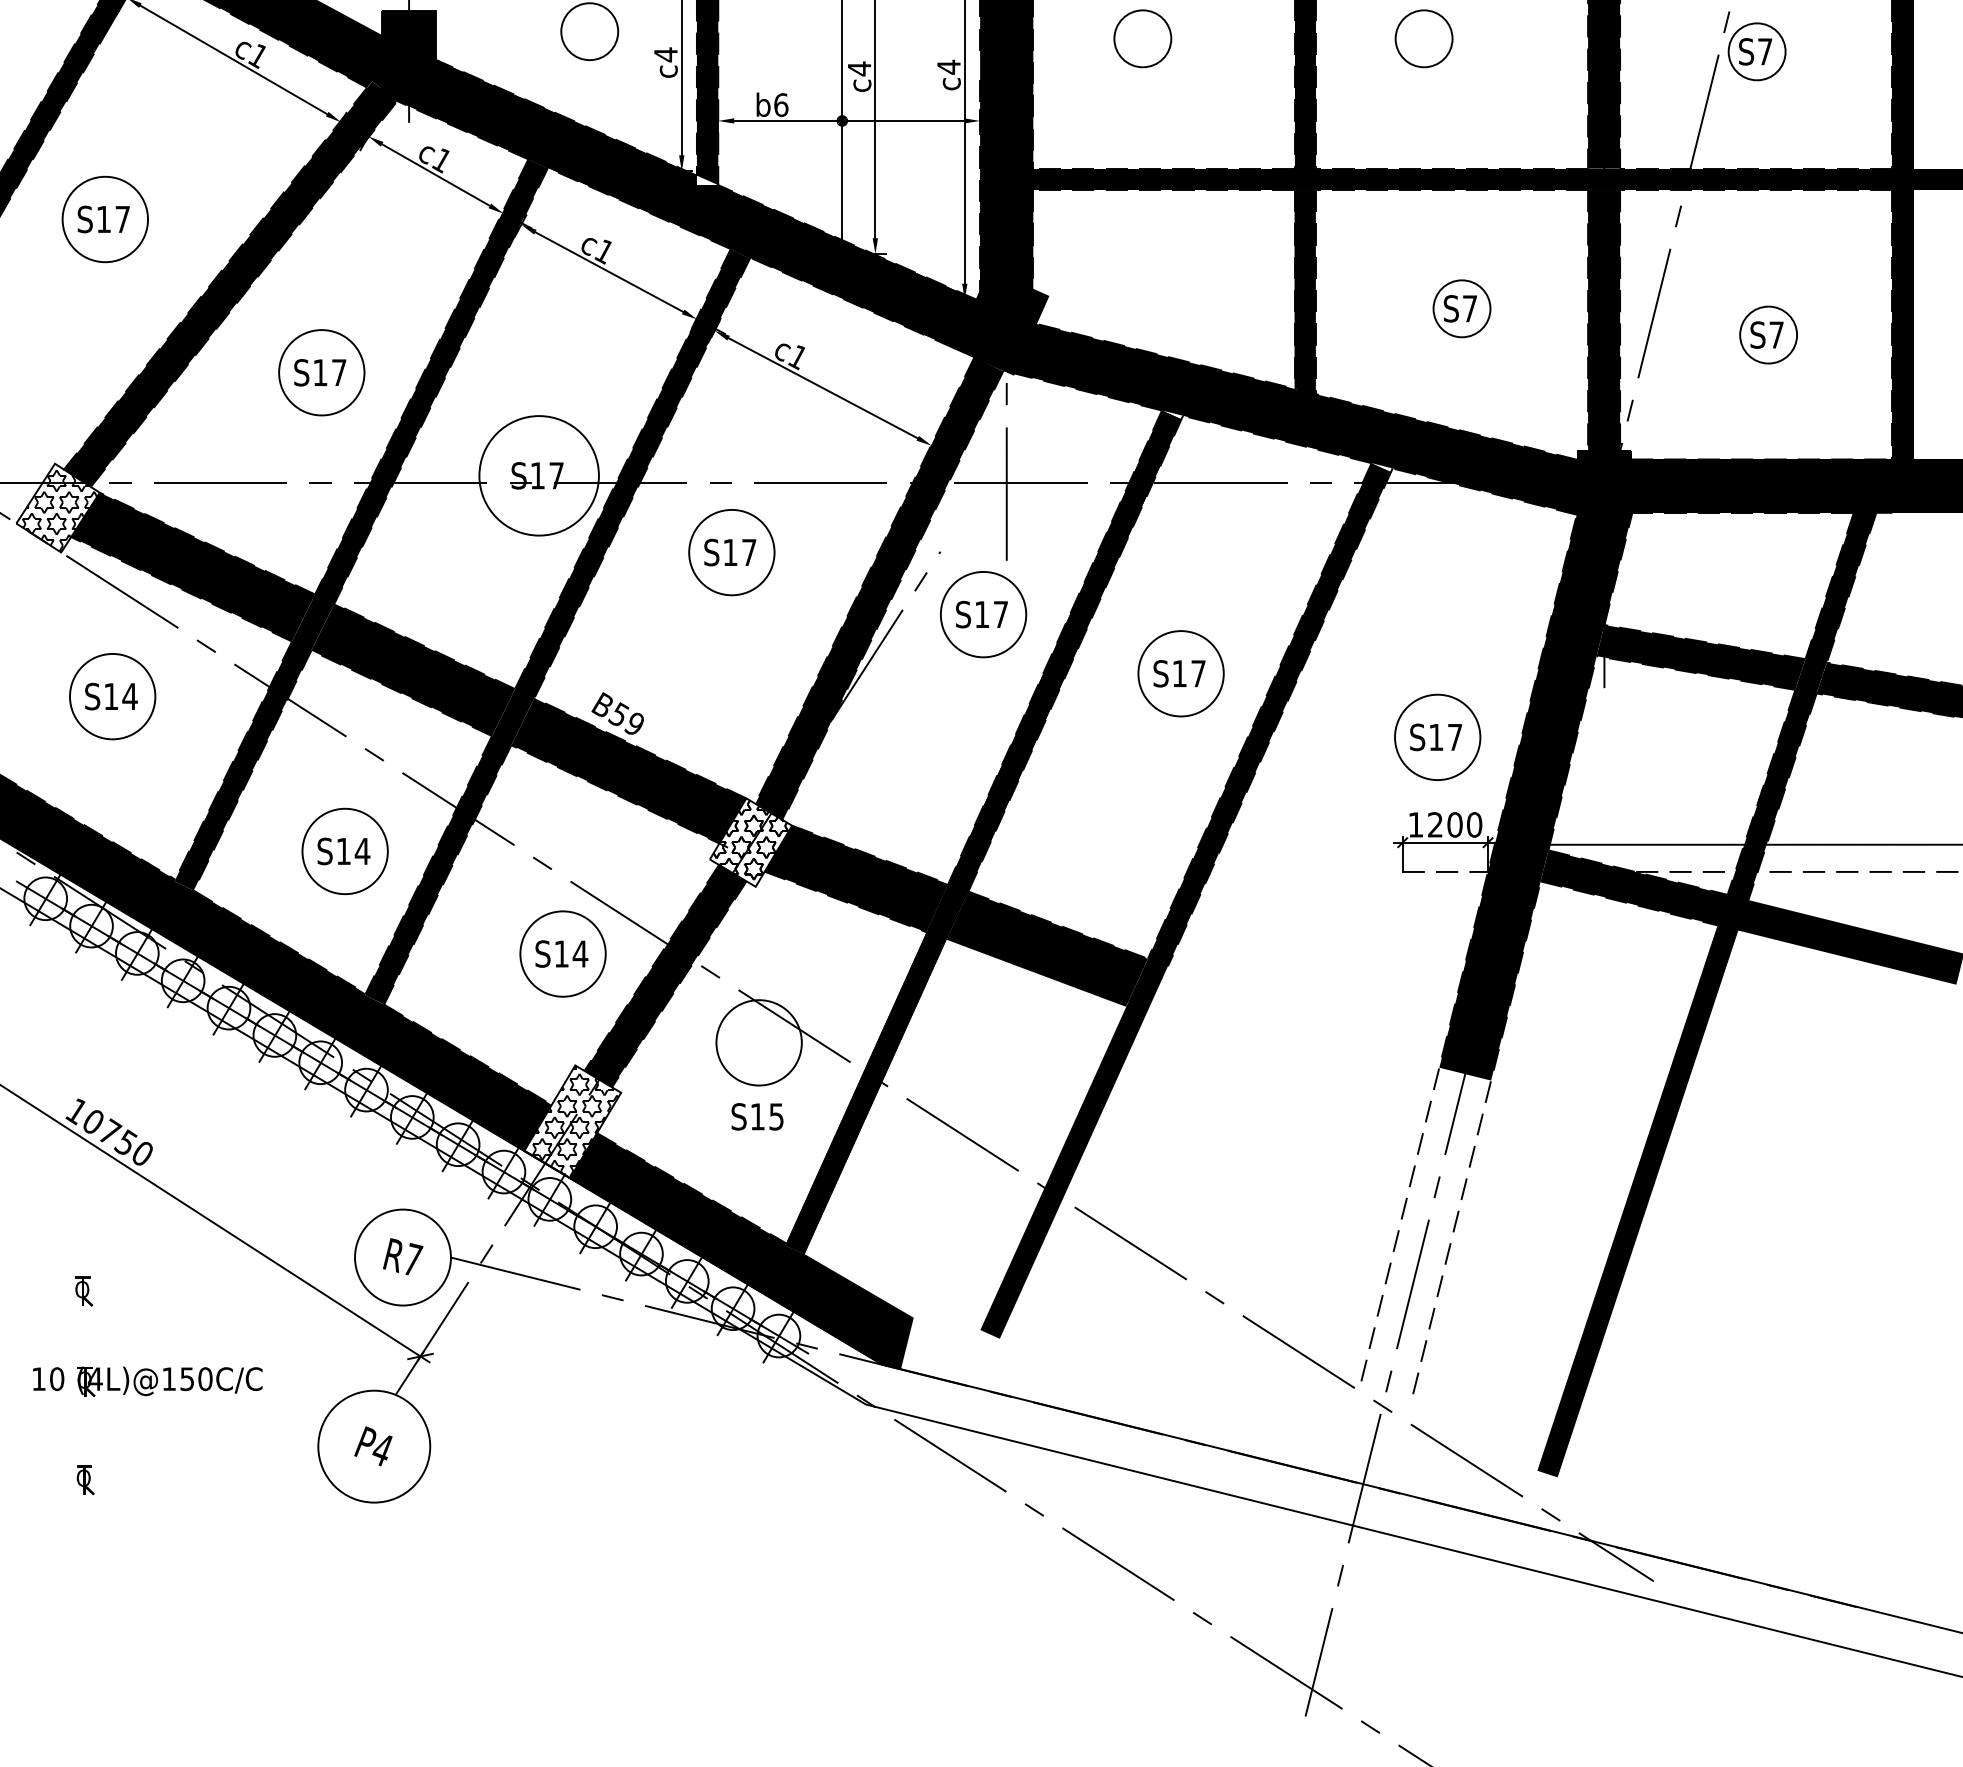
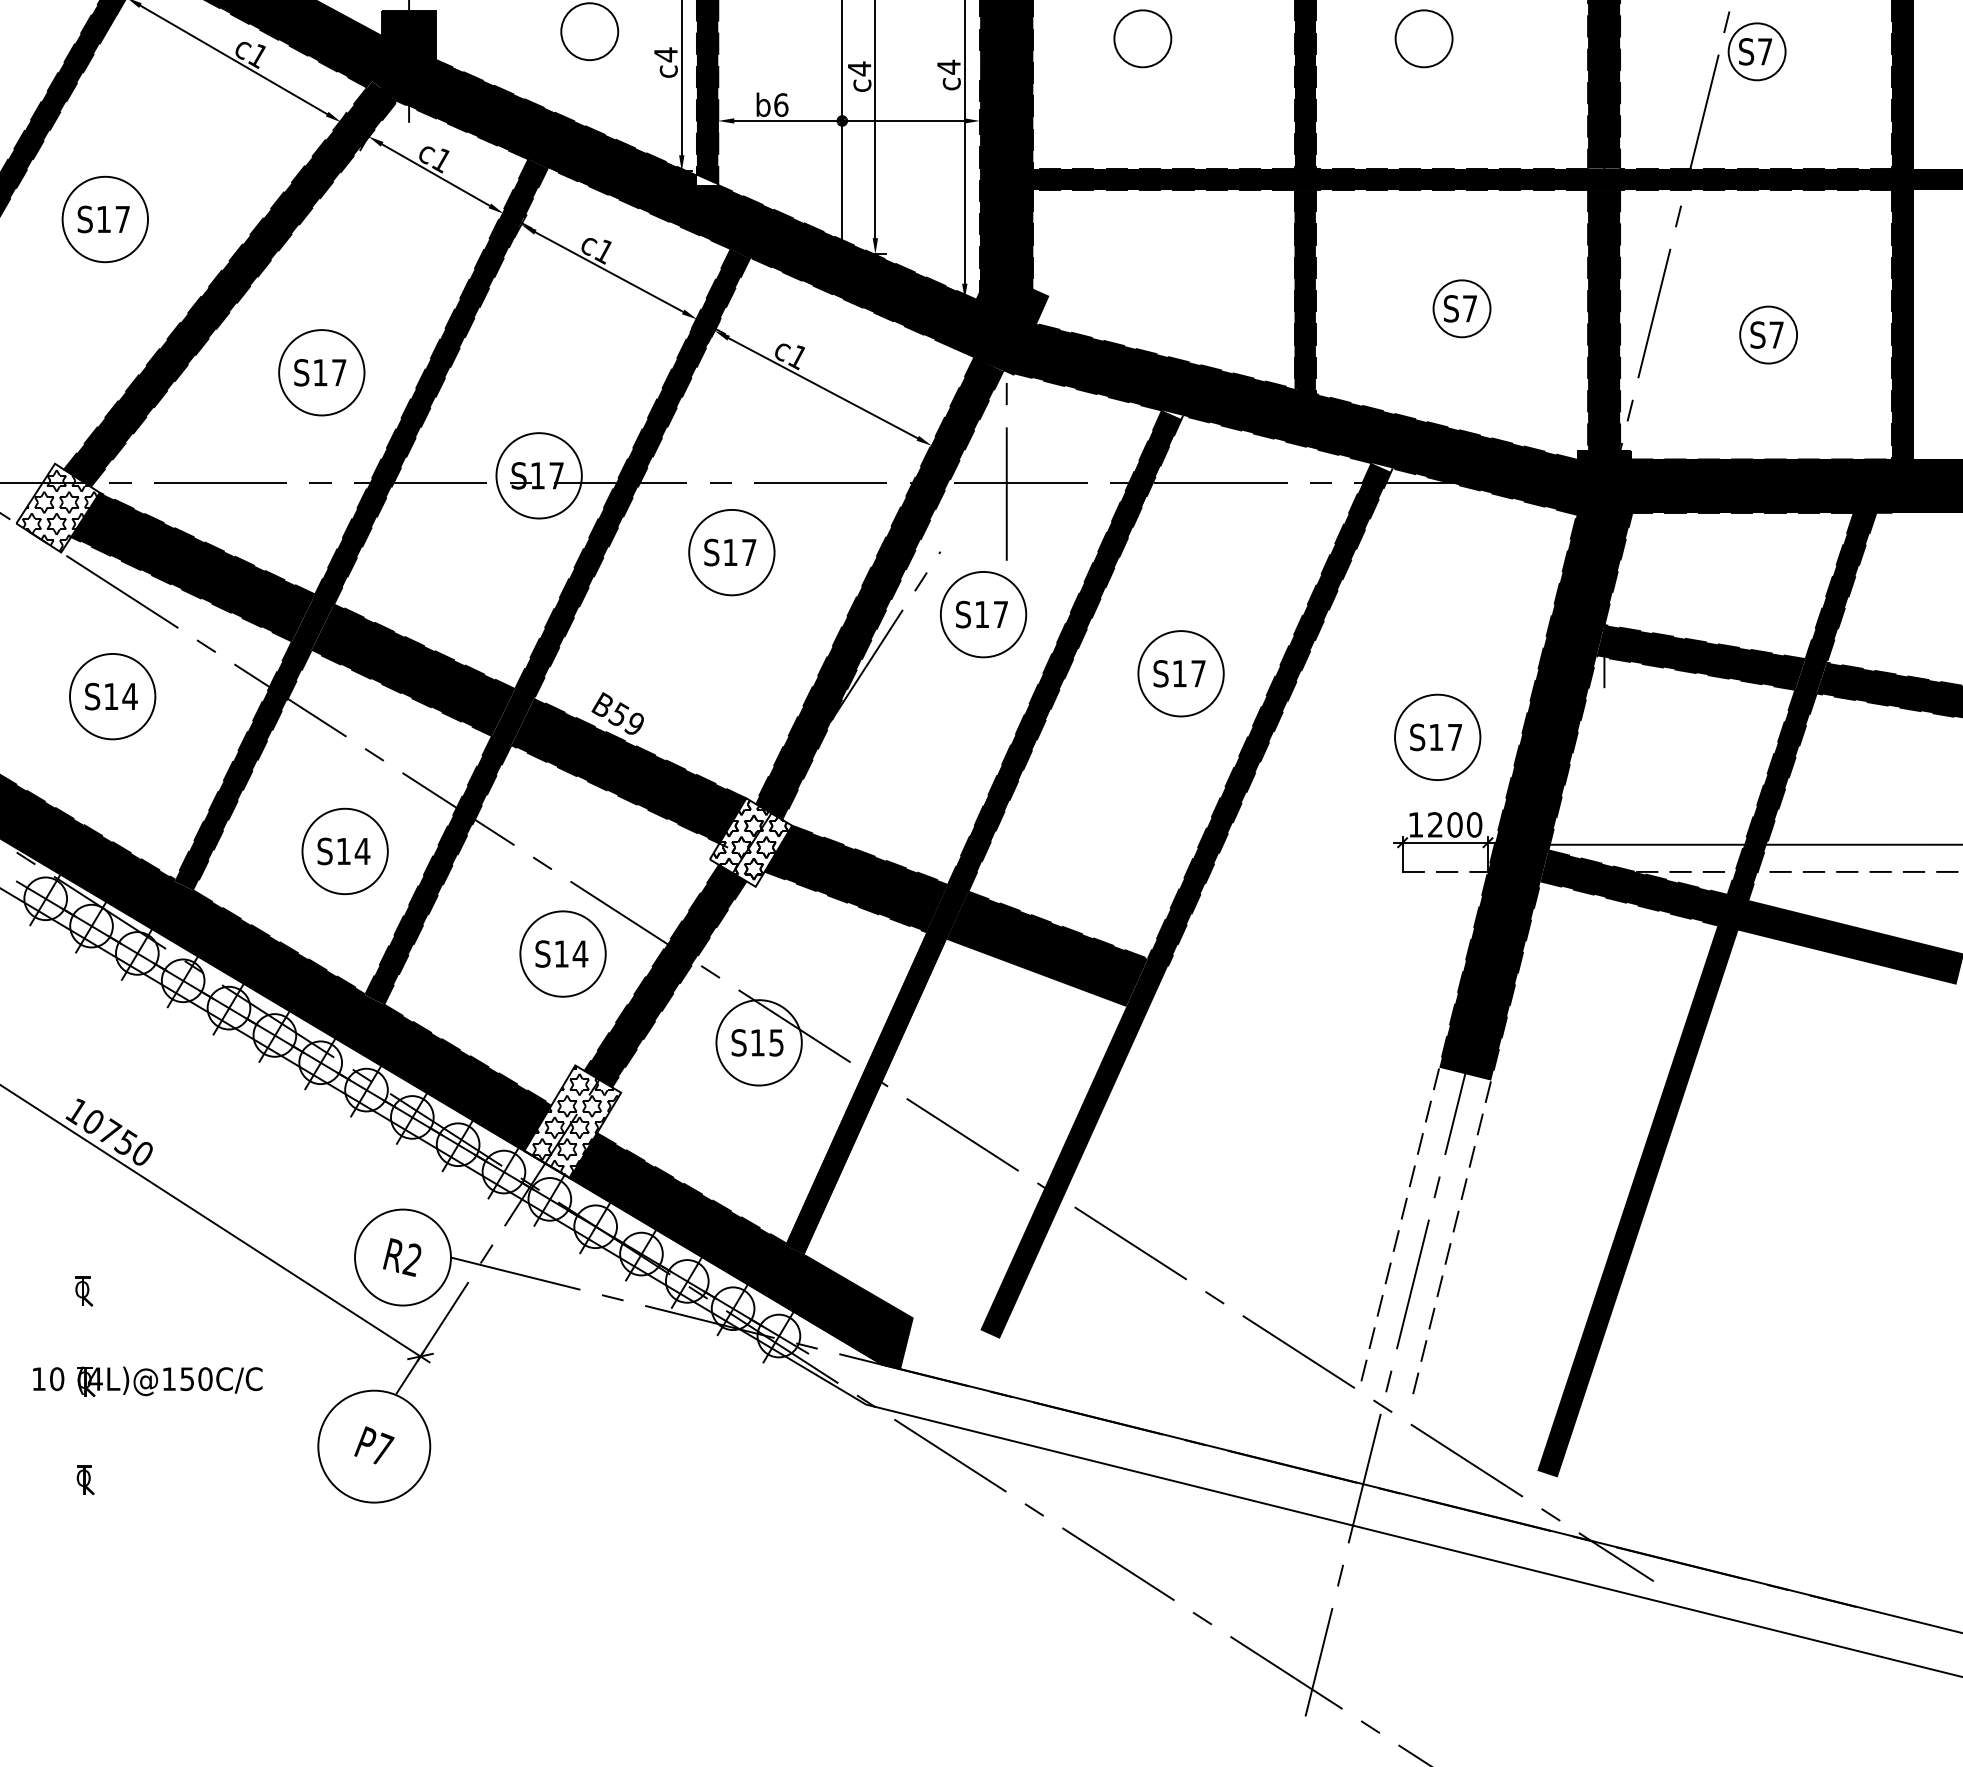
circle diameter: 120 px -> 85 px (538, 475)
text position: (757, 1116) -> (757, 1042) (757, 1042)
text: R7 -> R2 (412, 1259)
text: P4 -> P7 (383, 1449)
